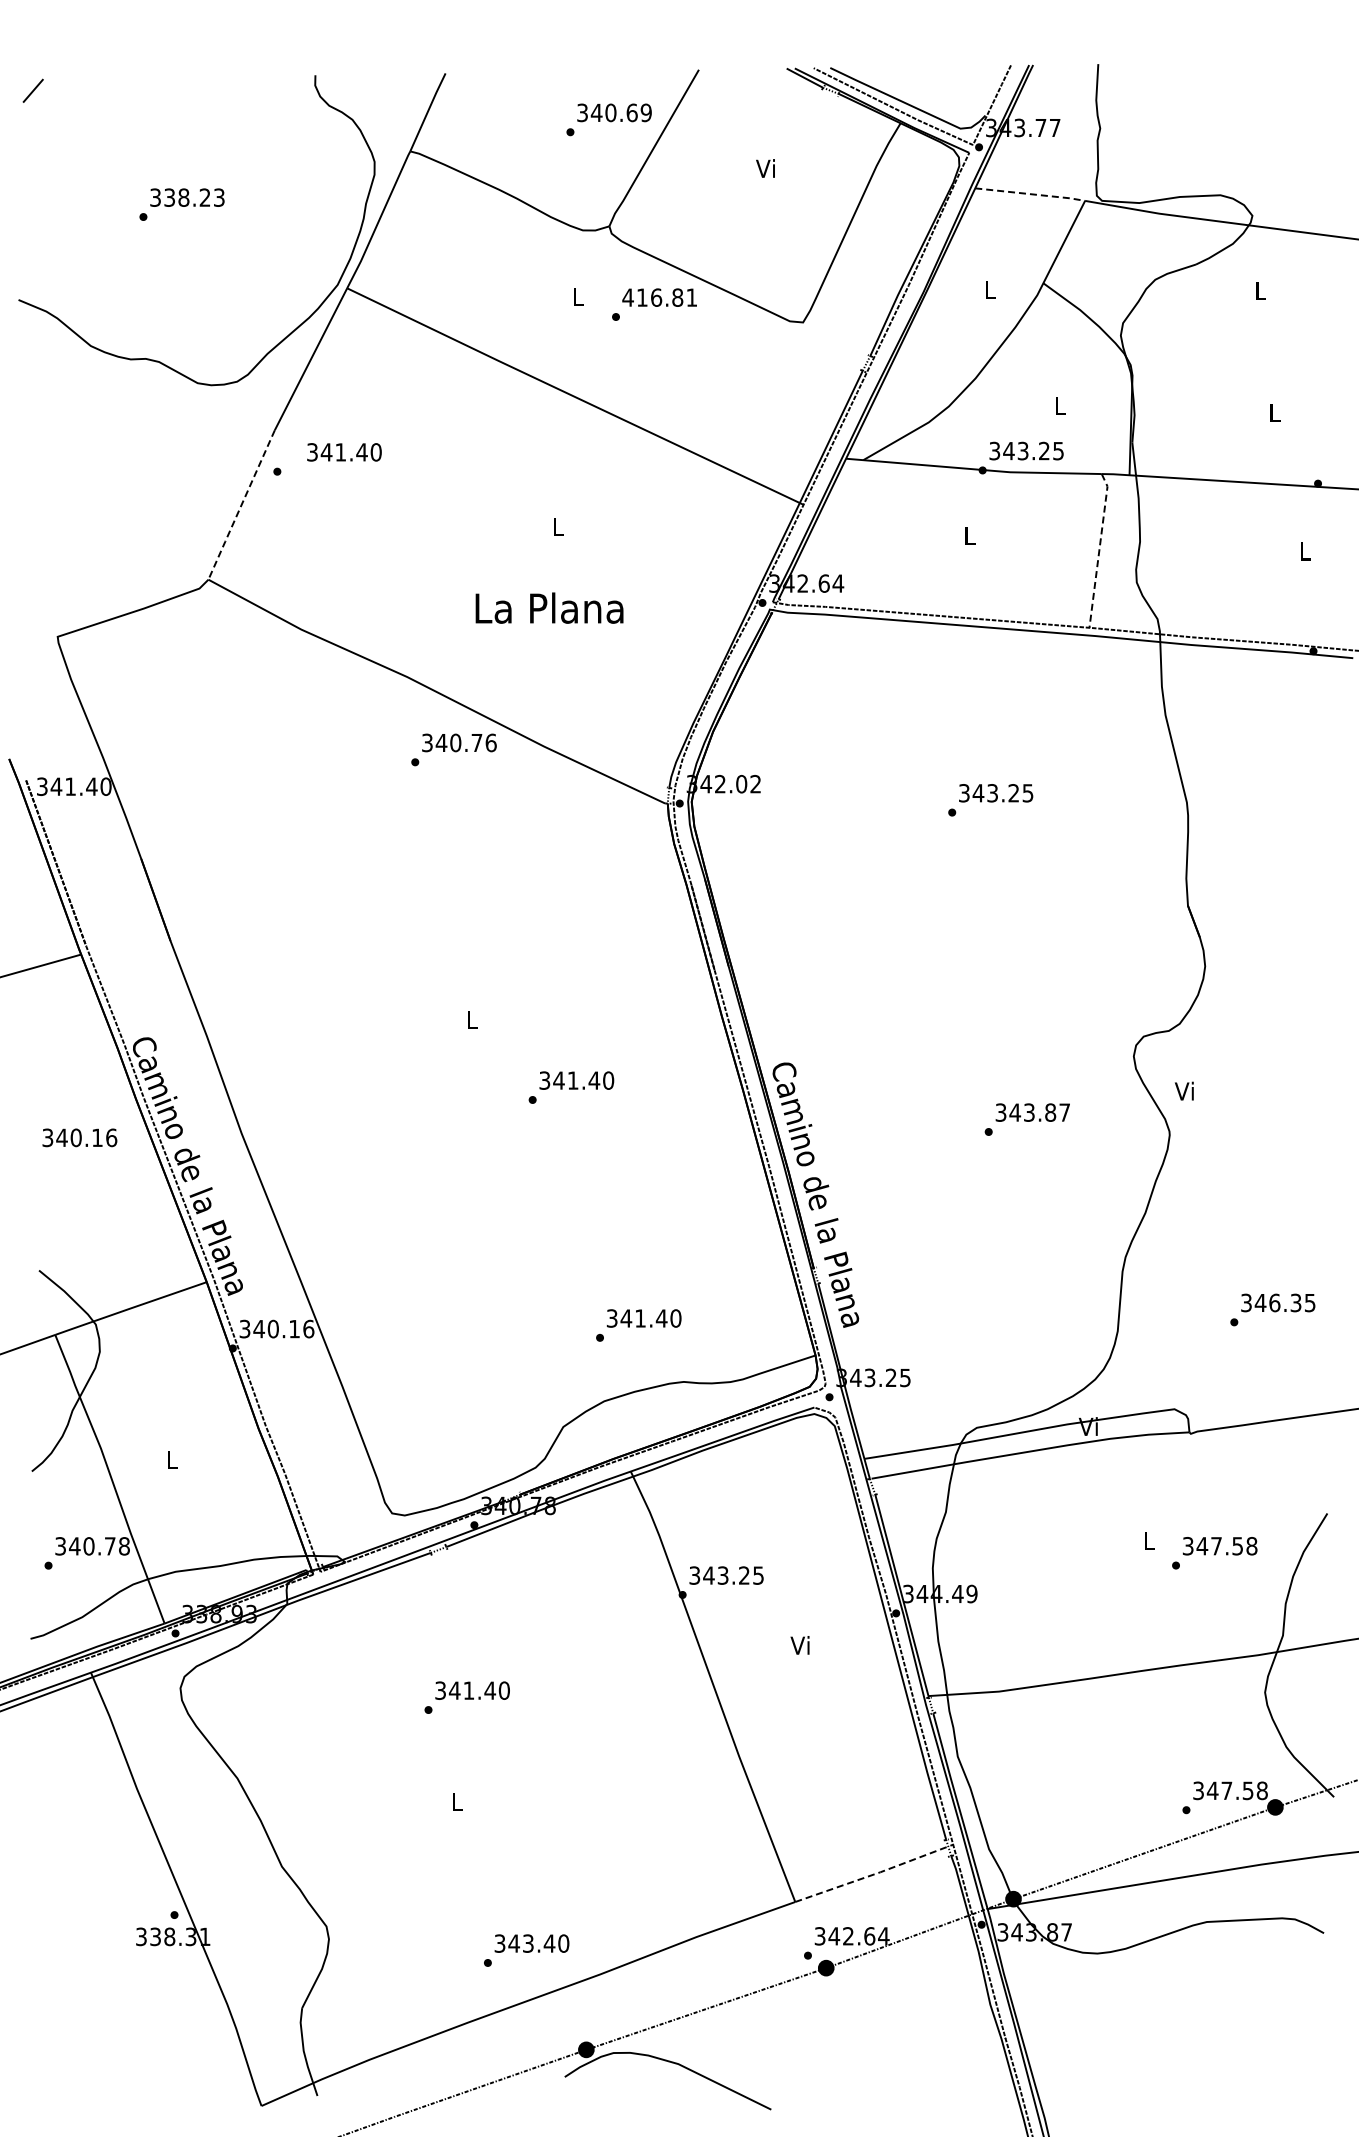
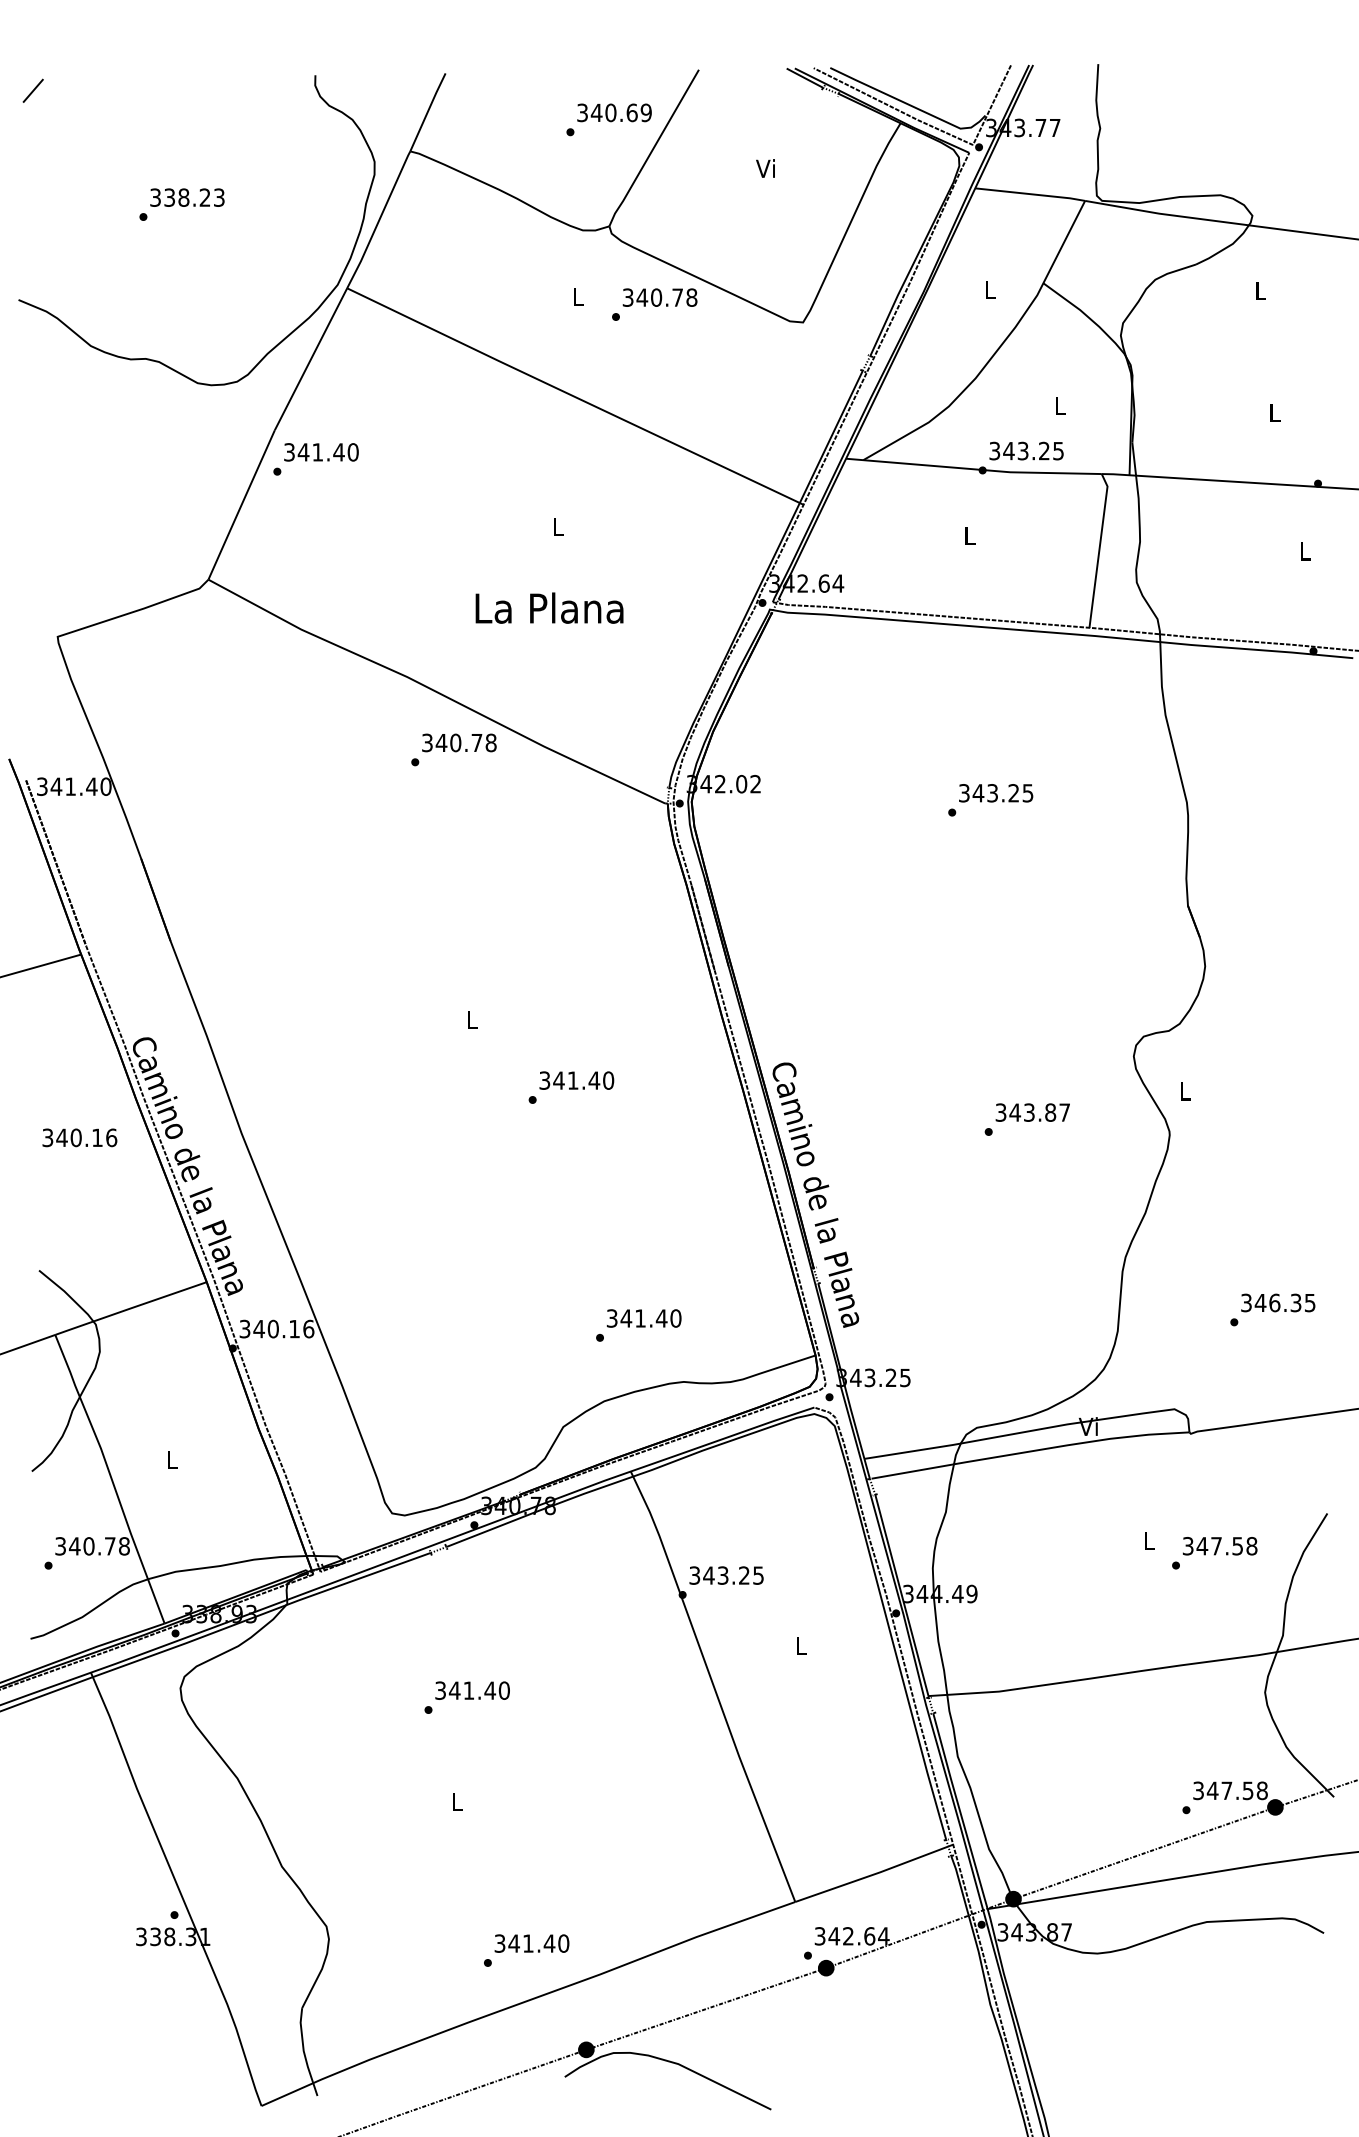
line: dashed -> solid (1031, 194)
text: 416.81 -> 340.78 (659, 297)
text position: (344, 452) -> (321, 452) (321, 452)
line: dashed -> solid (241, 506)
line: dashed -> solid (1099, 549)
text: 340.76 -> 340.78 (490, 742)
text: Vi -> L (1183, 1090)
text: Vi -> L (799, 1645)
line: dashed -> solid (874, 1874)
text: 343.40 -> 341.40 (528, 1943)
